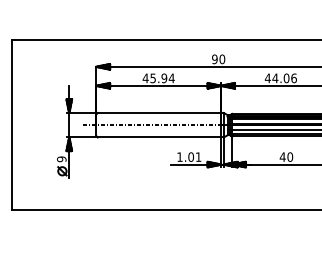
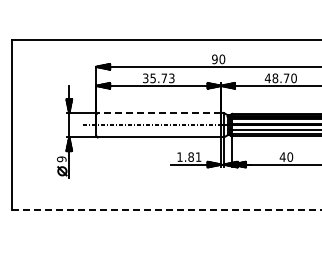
text: 45.94 -> 35.73 (158, 78)
text: 44.06 -> 48.70 (284, 78)
line: solid -> dashed (159, 113)
text: 1.01 -> 1.81 (191, 156)
line: solid -> dashed (167, 210)
